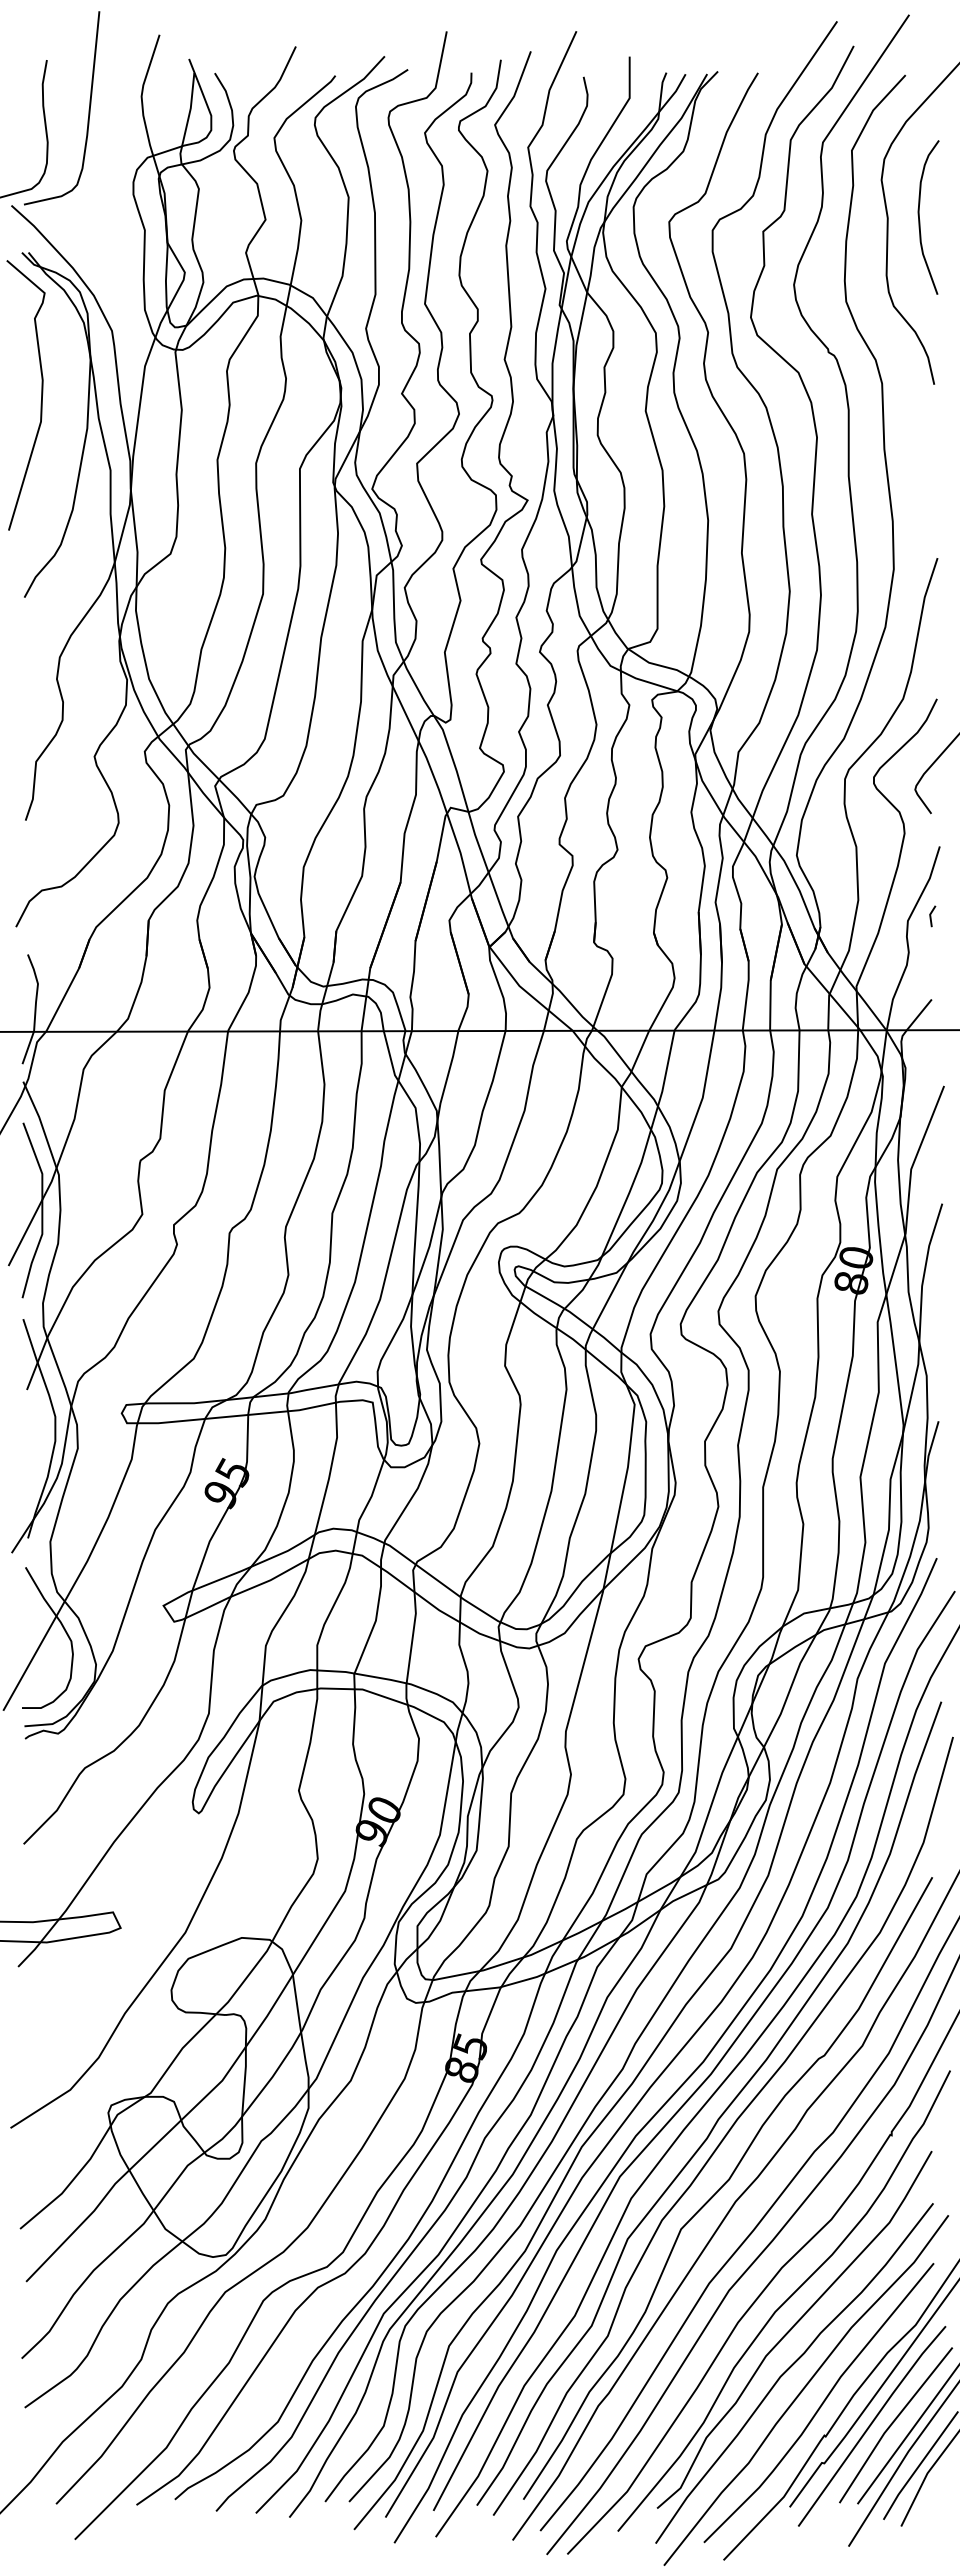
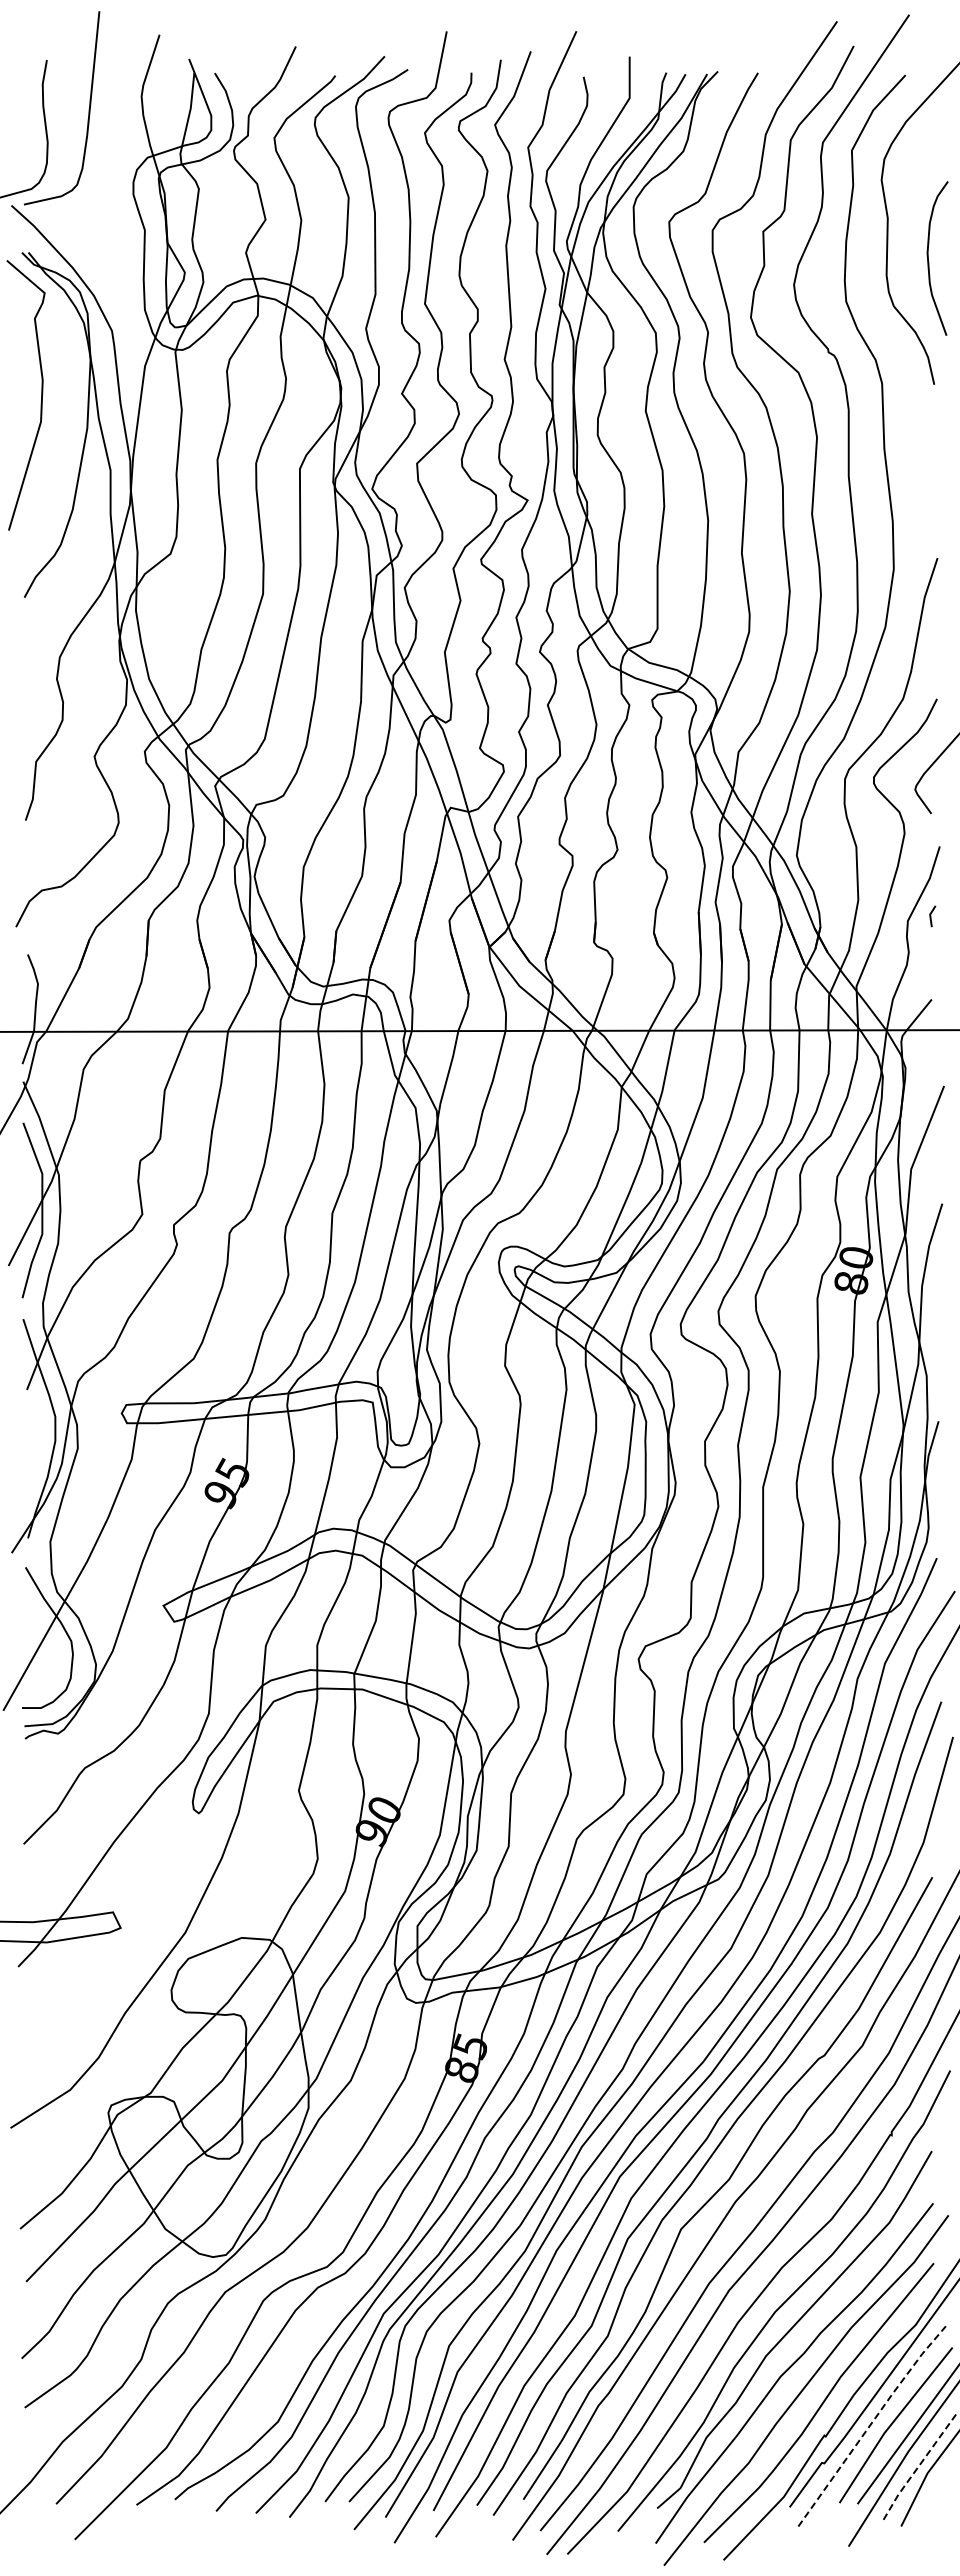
curve position: (920, 220) -> (929, 261) (929, 261)
line: solid -> dashed (871, 2423)
line: solid -> dashed (919, 2465)
